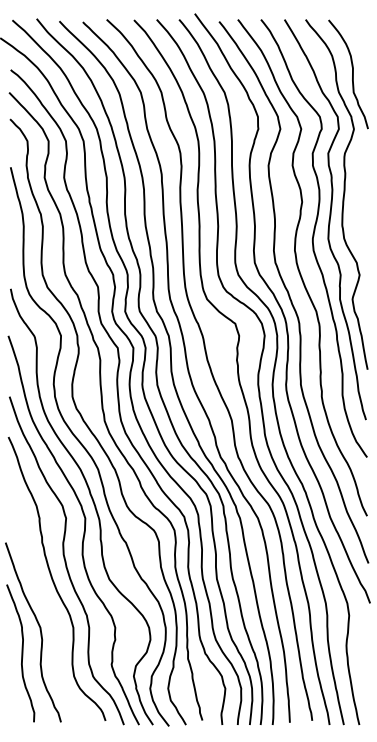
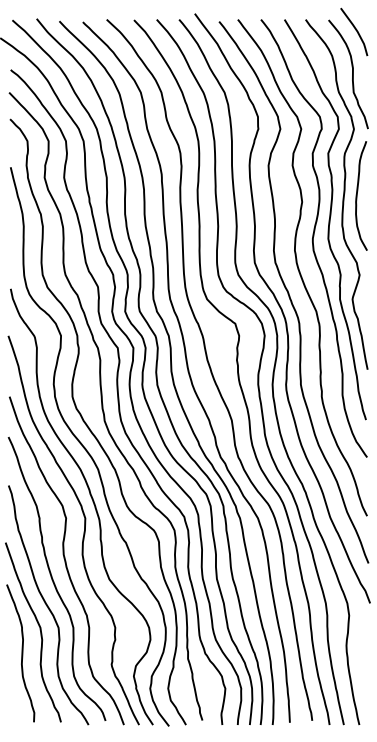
curve: none -> present (355, 30)
curve: none -> present (357, 195)
curve: none -> present (48, 605)
